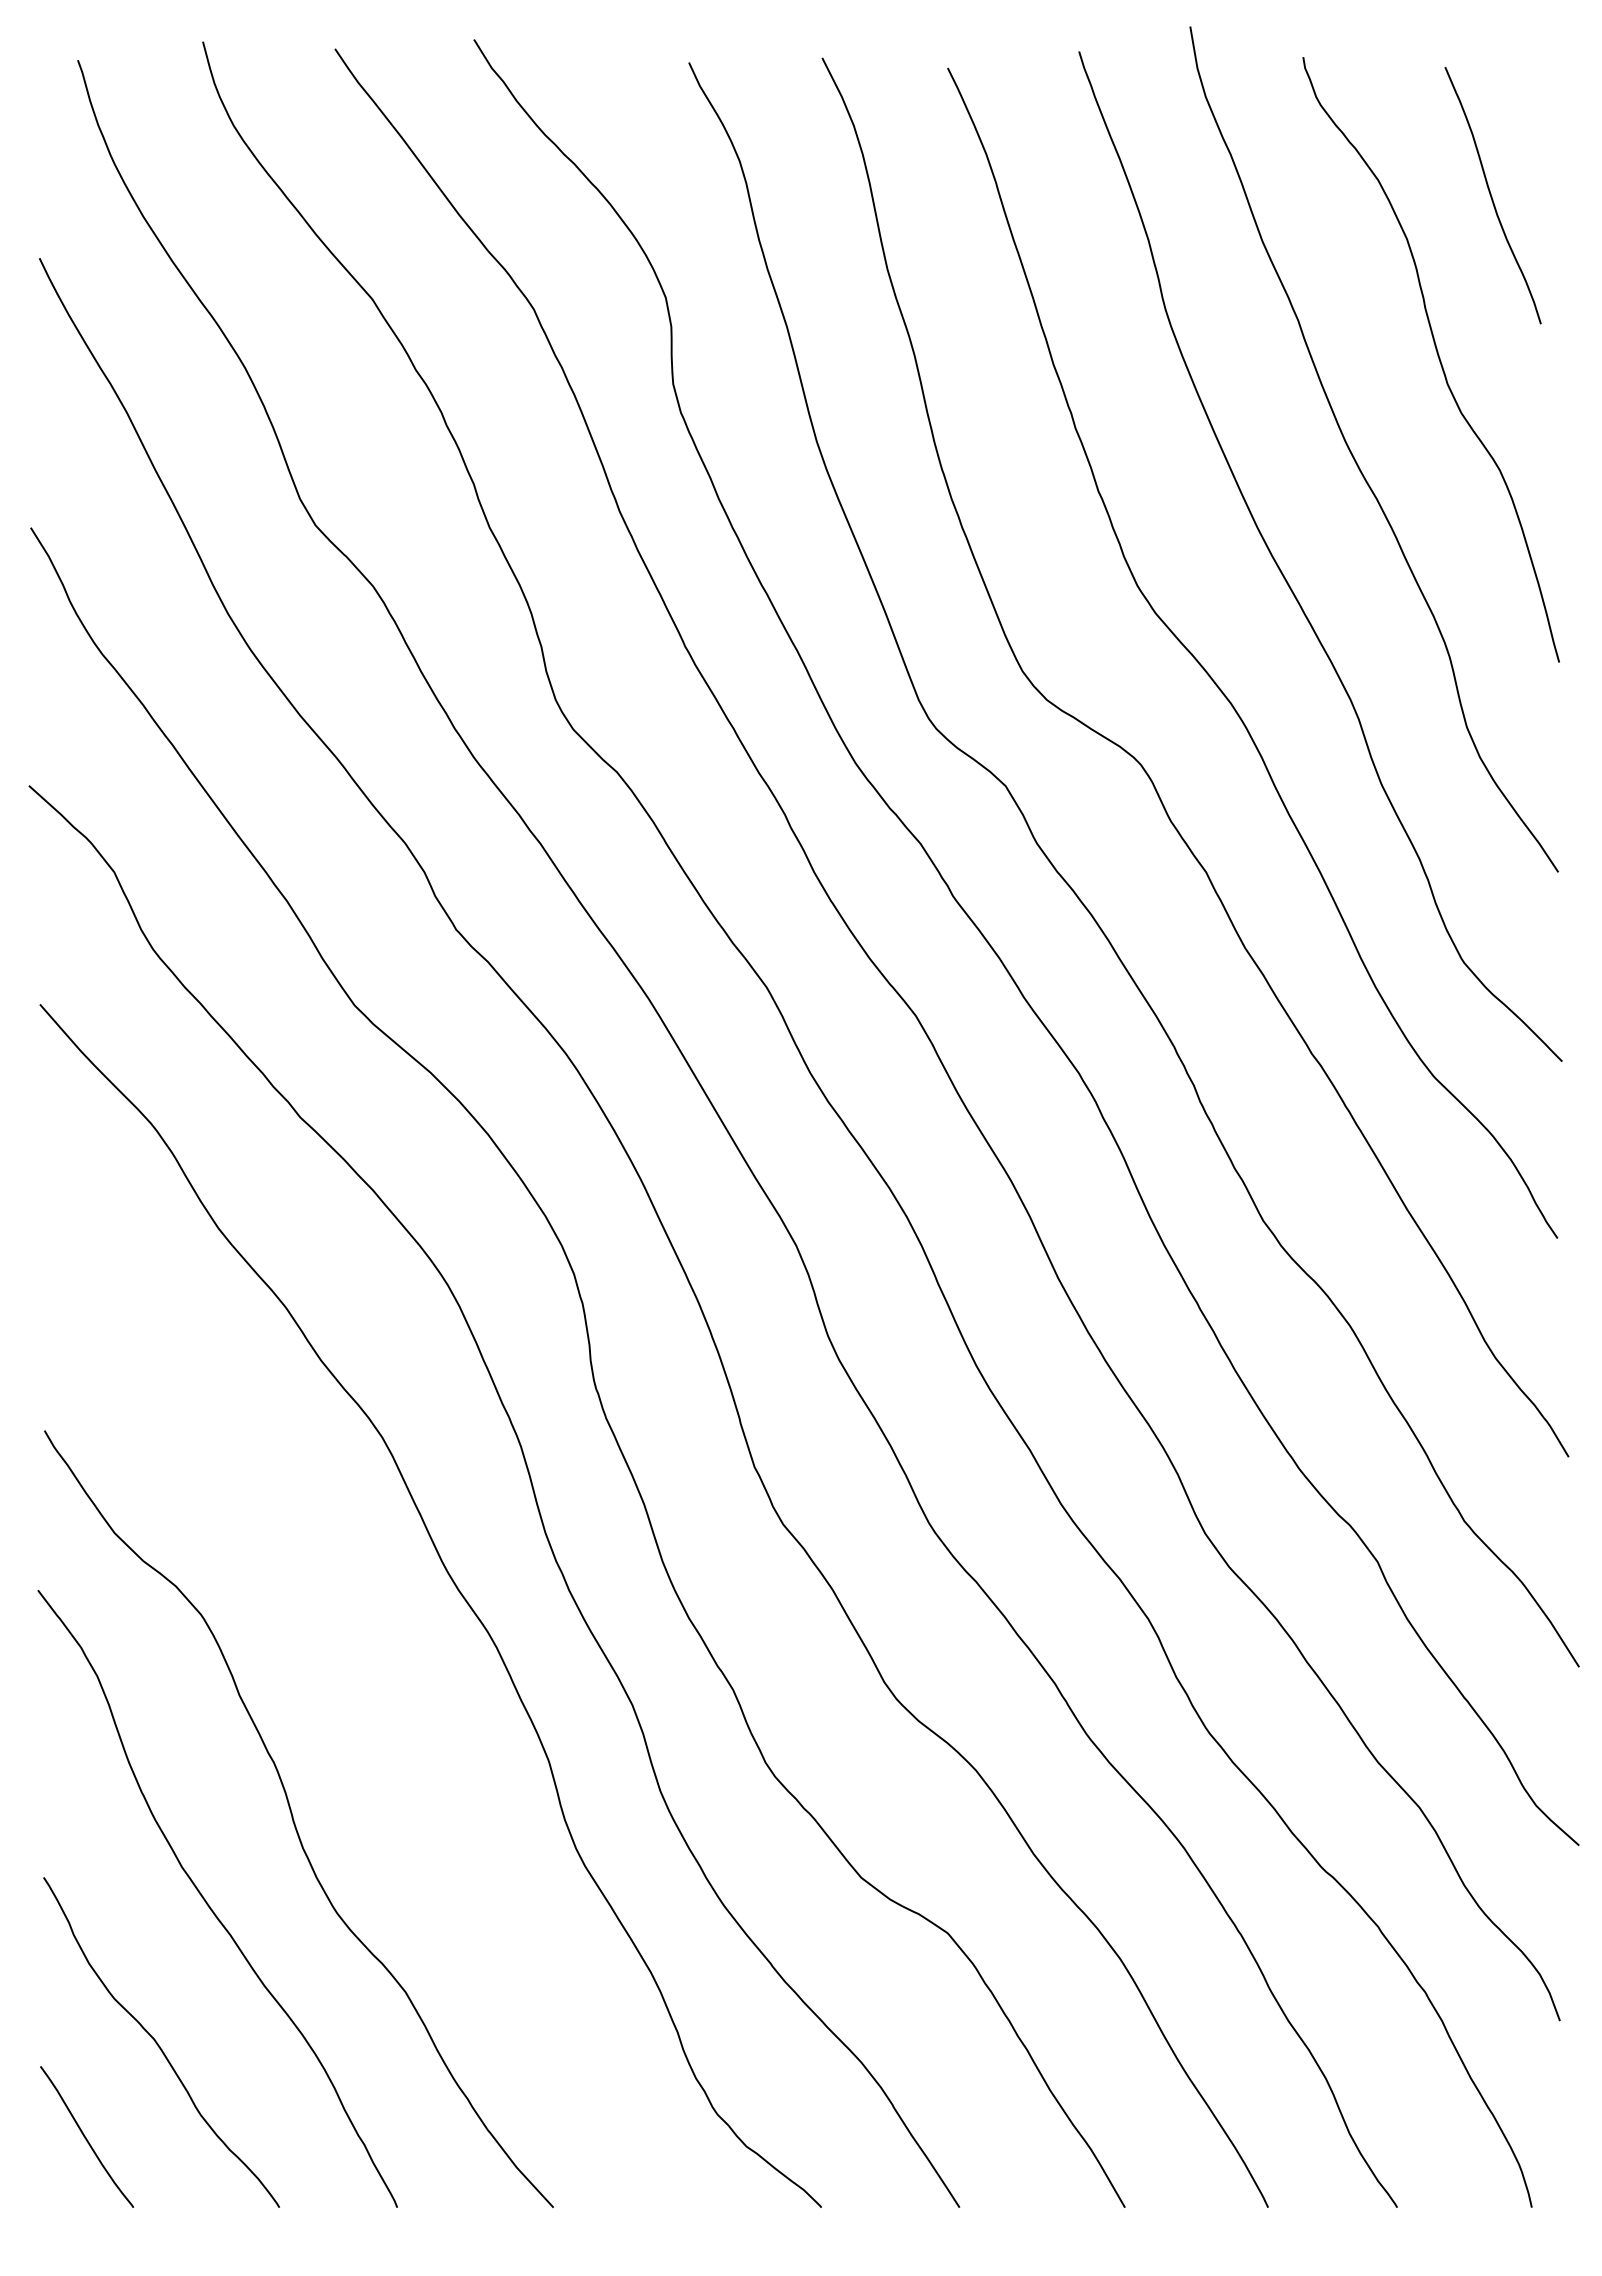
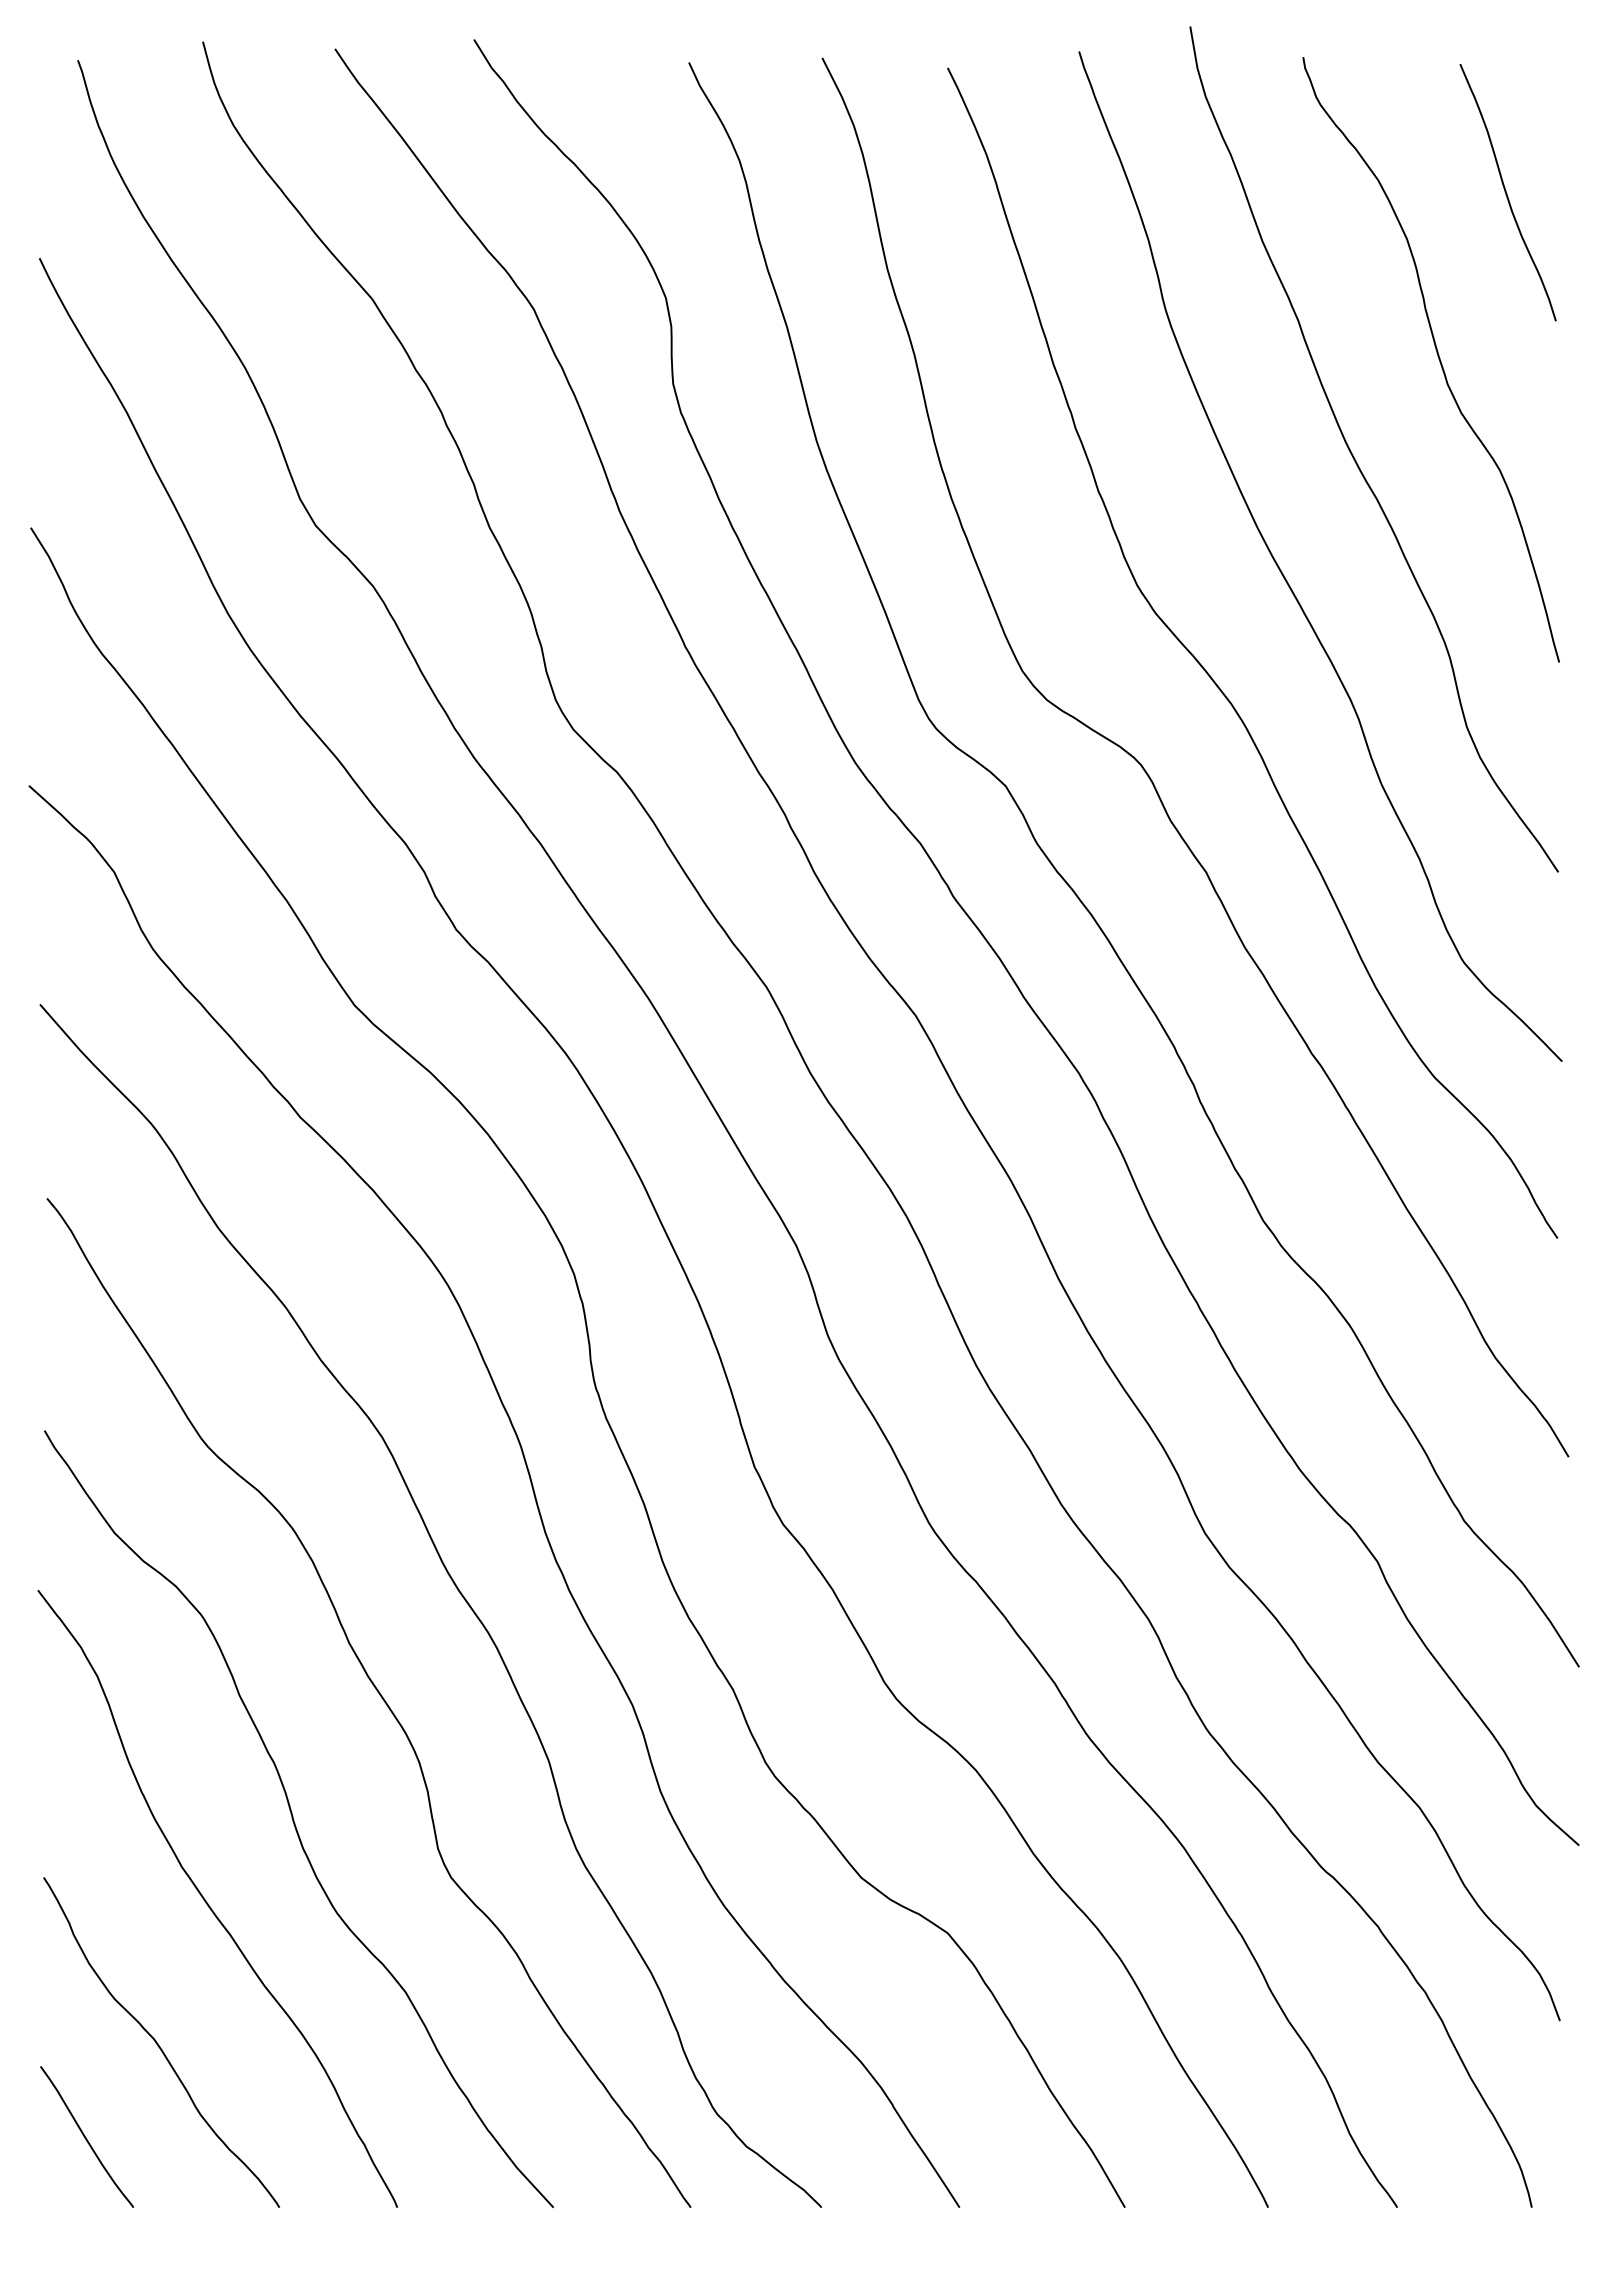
curve position: (1491, 195) -> (1506, 192) (1506, 192)
curve: none -> present (379, 1695)
